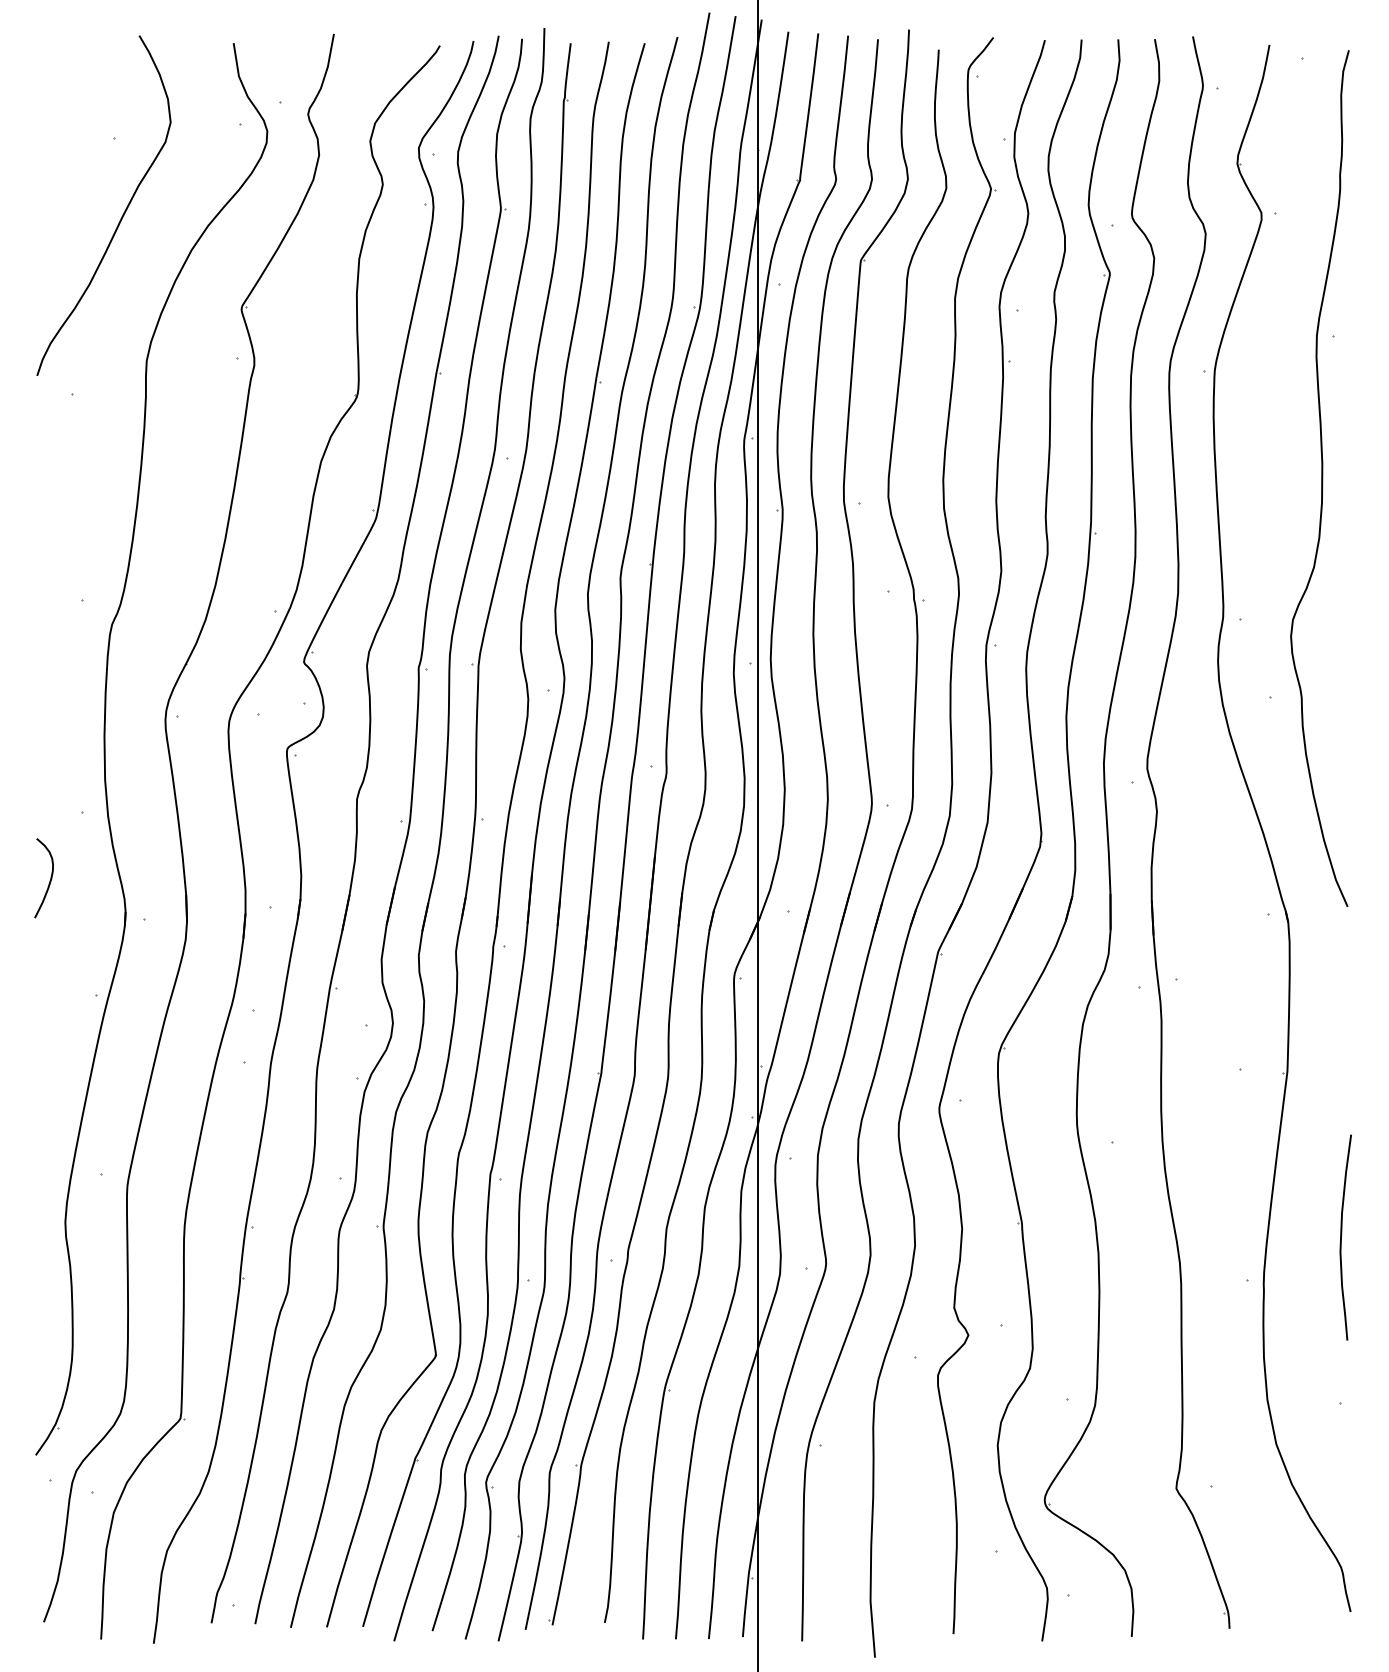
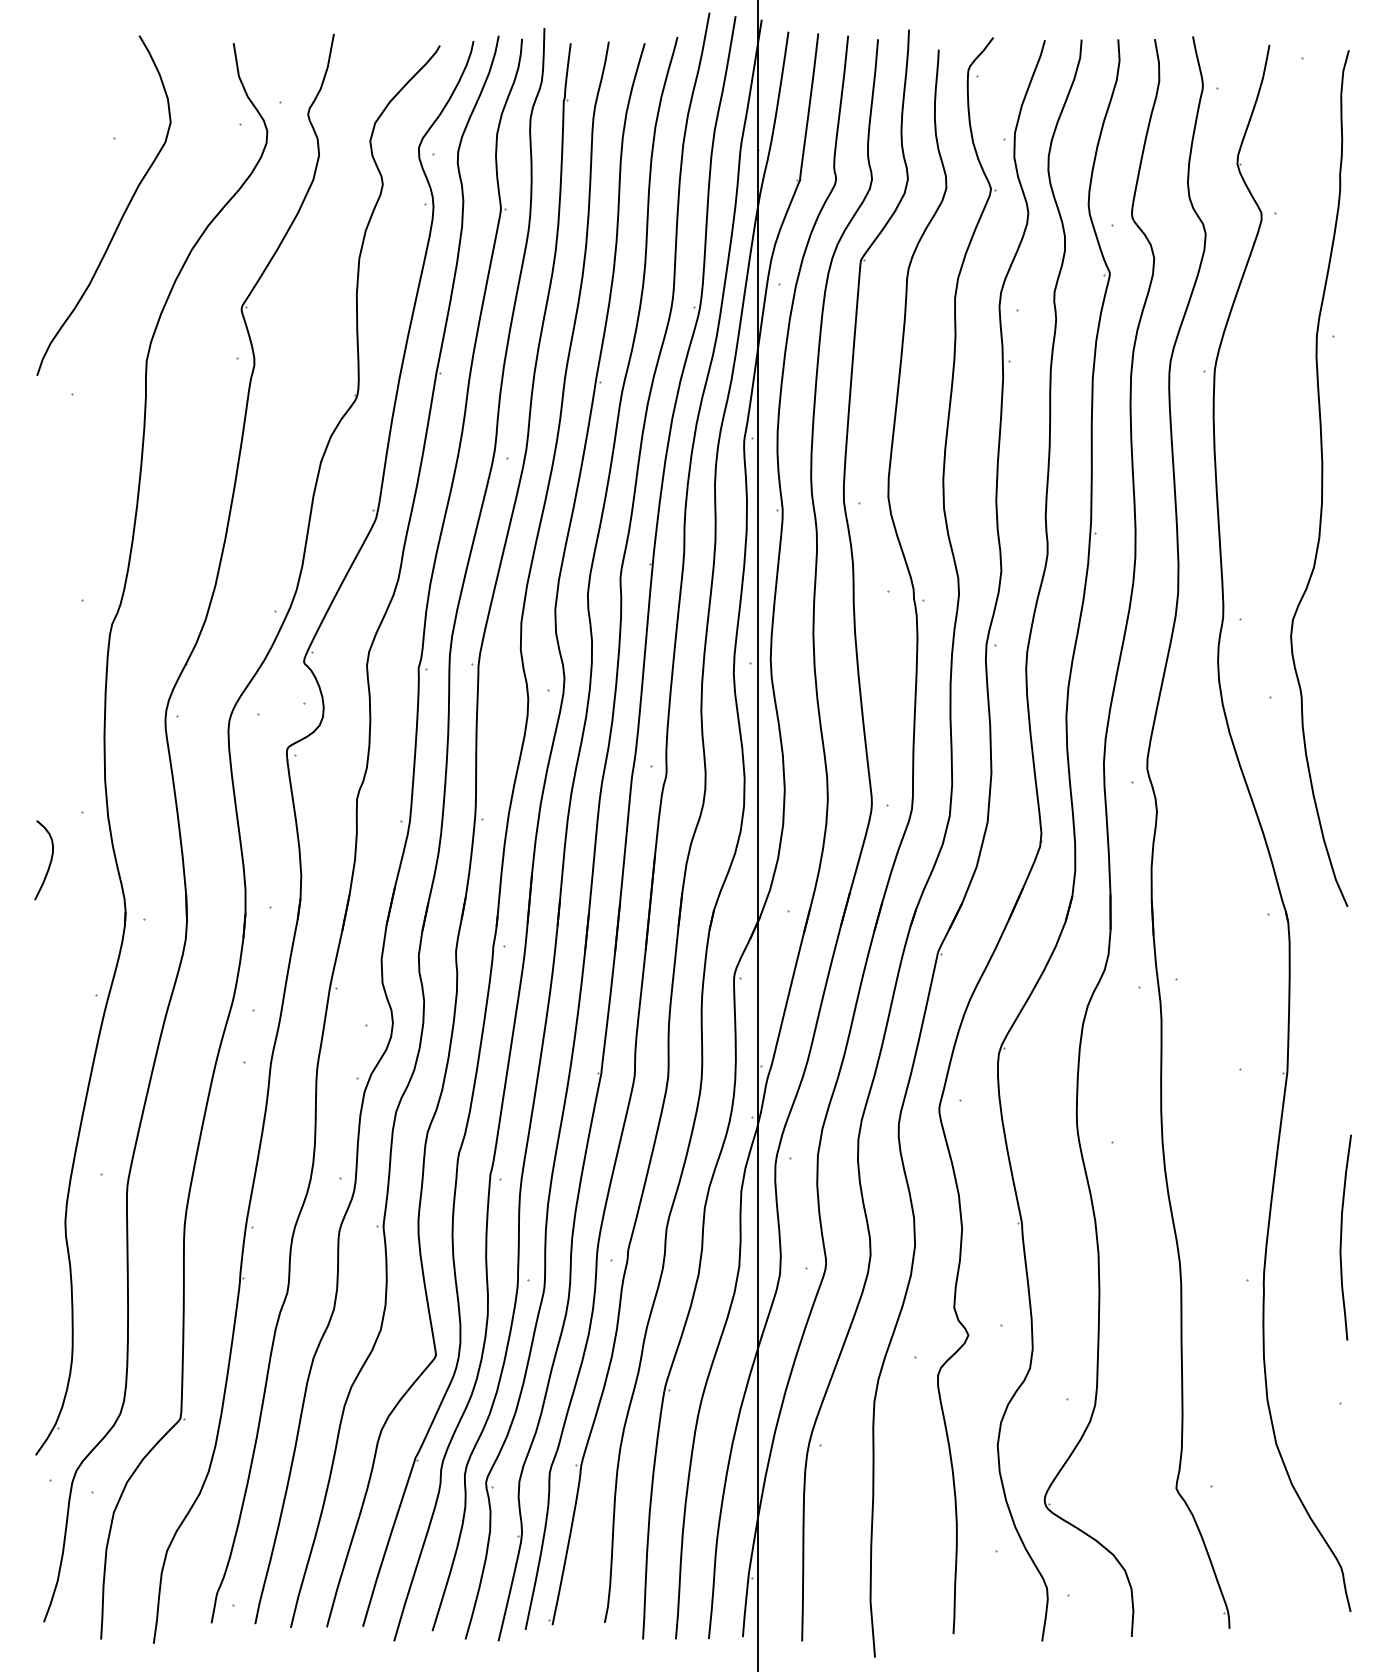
curve position: (49, 880) -> (49, 862) (49, 862)
